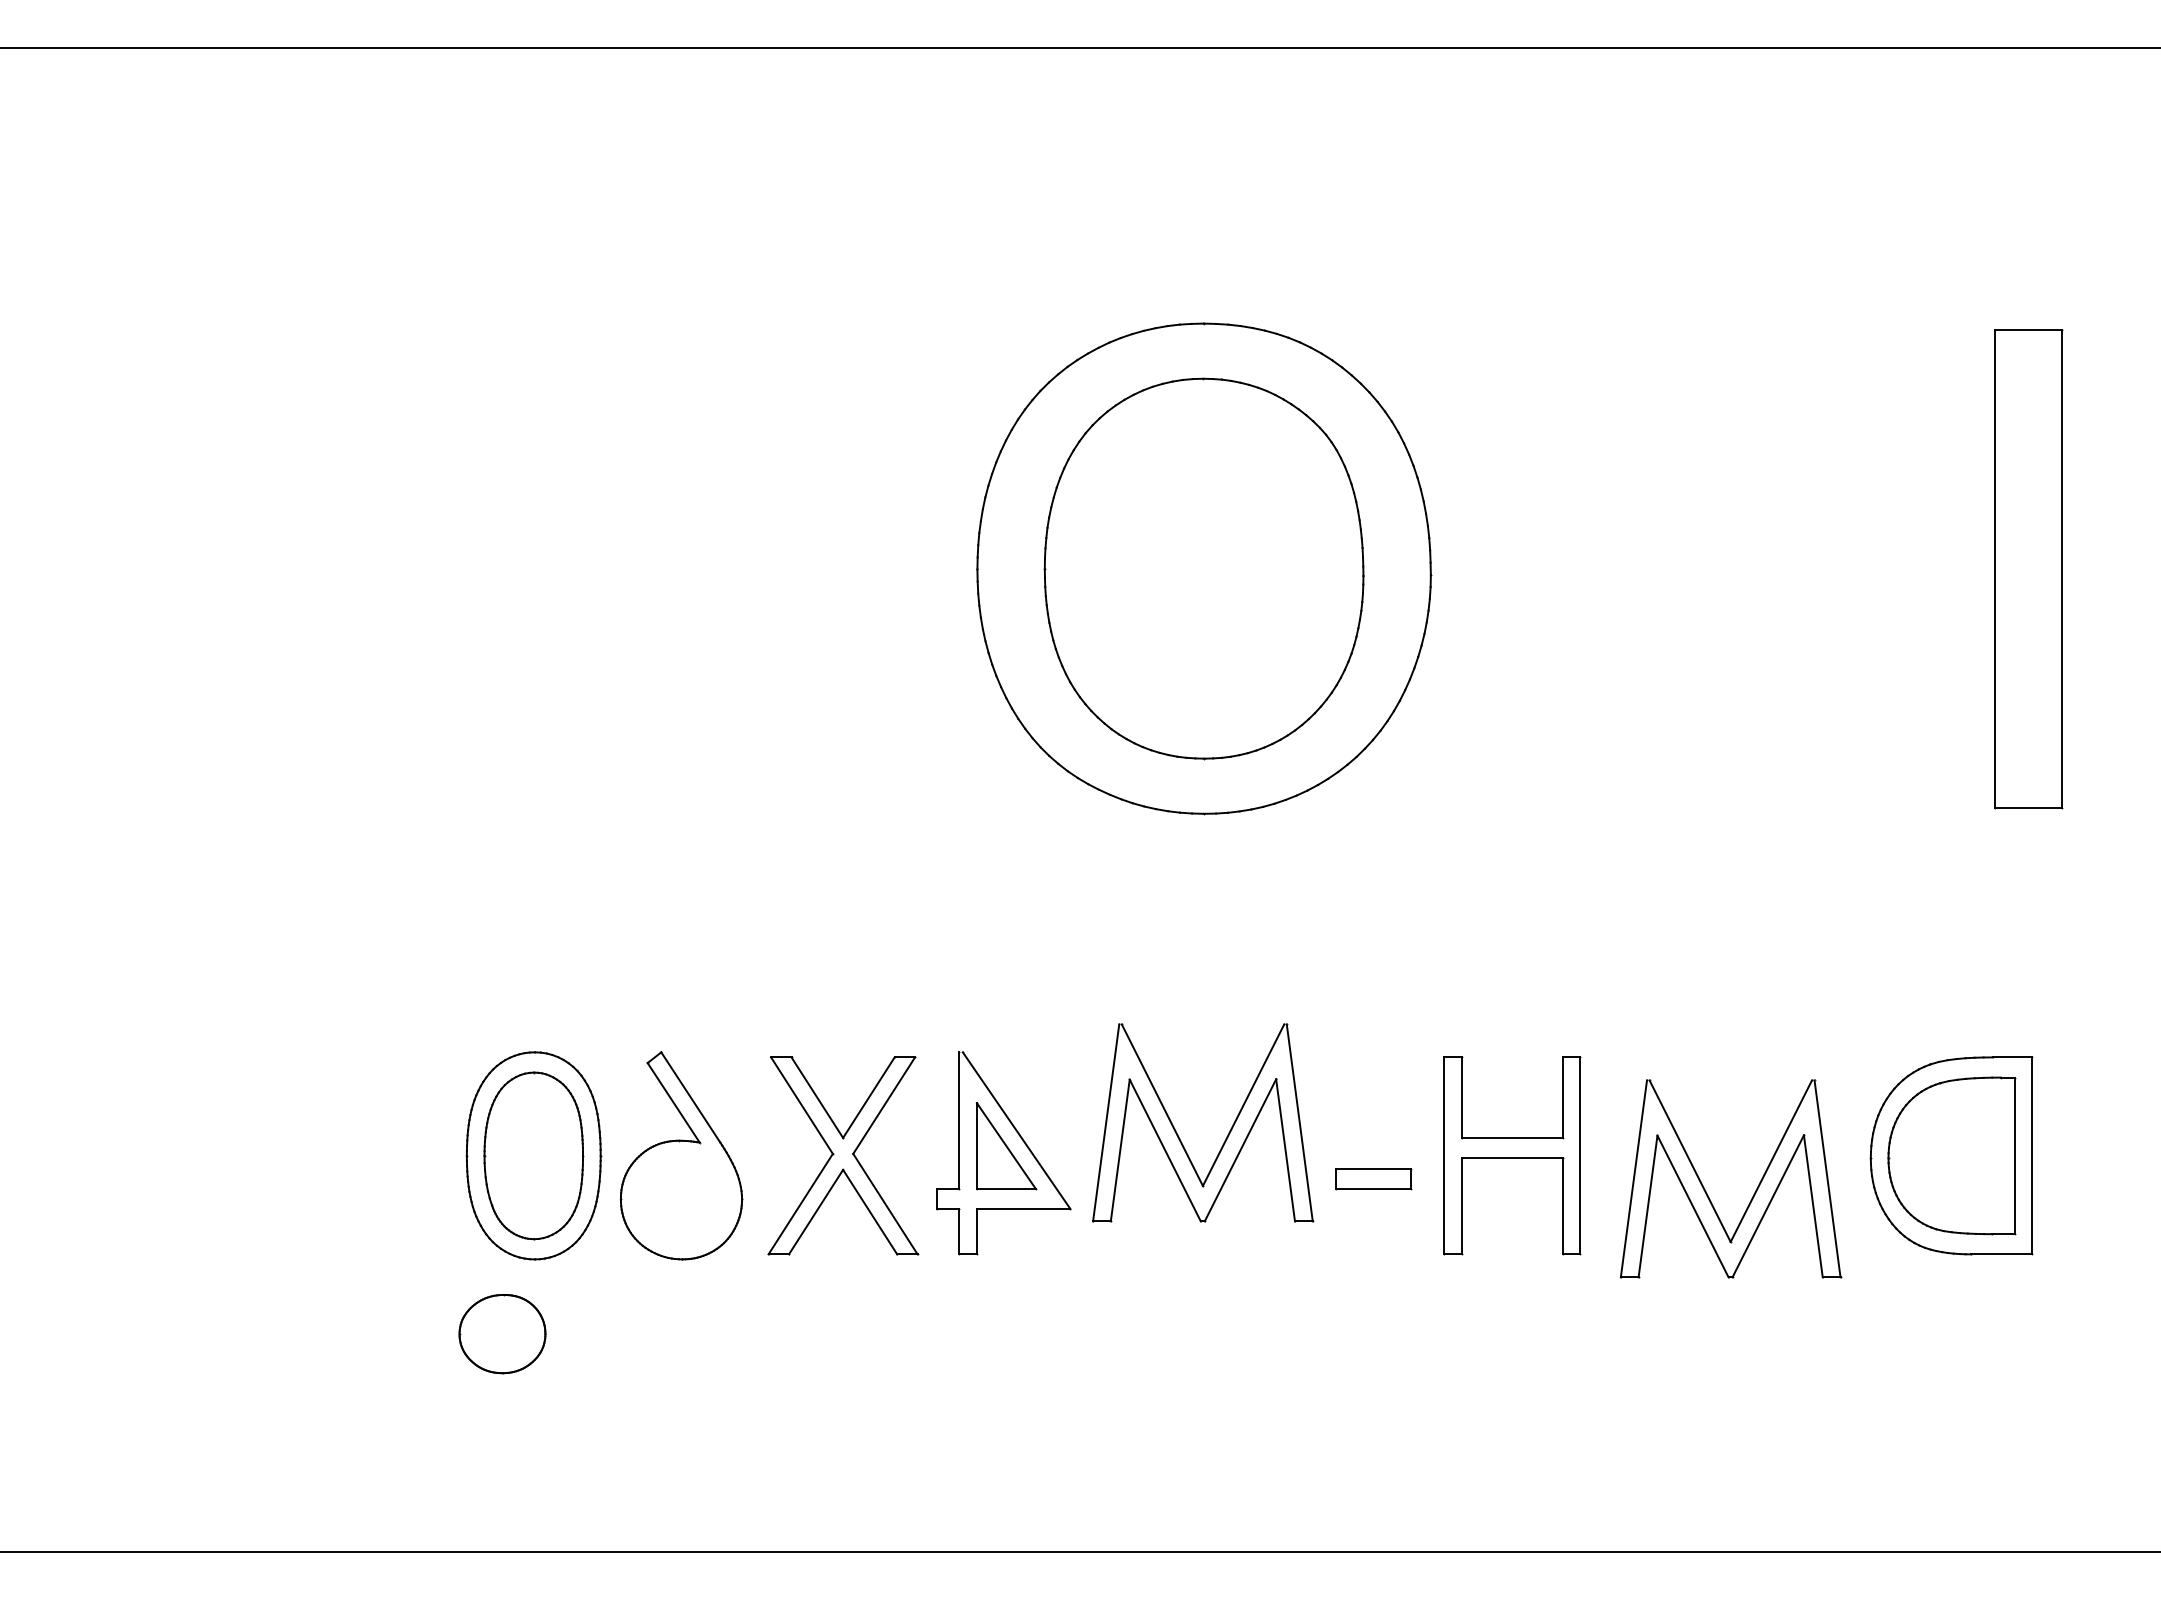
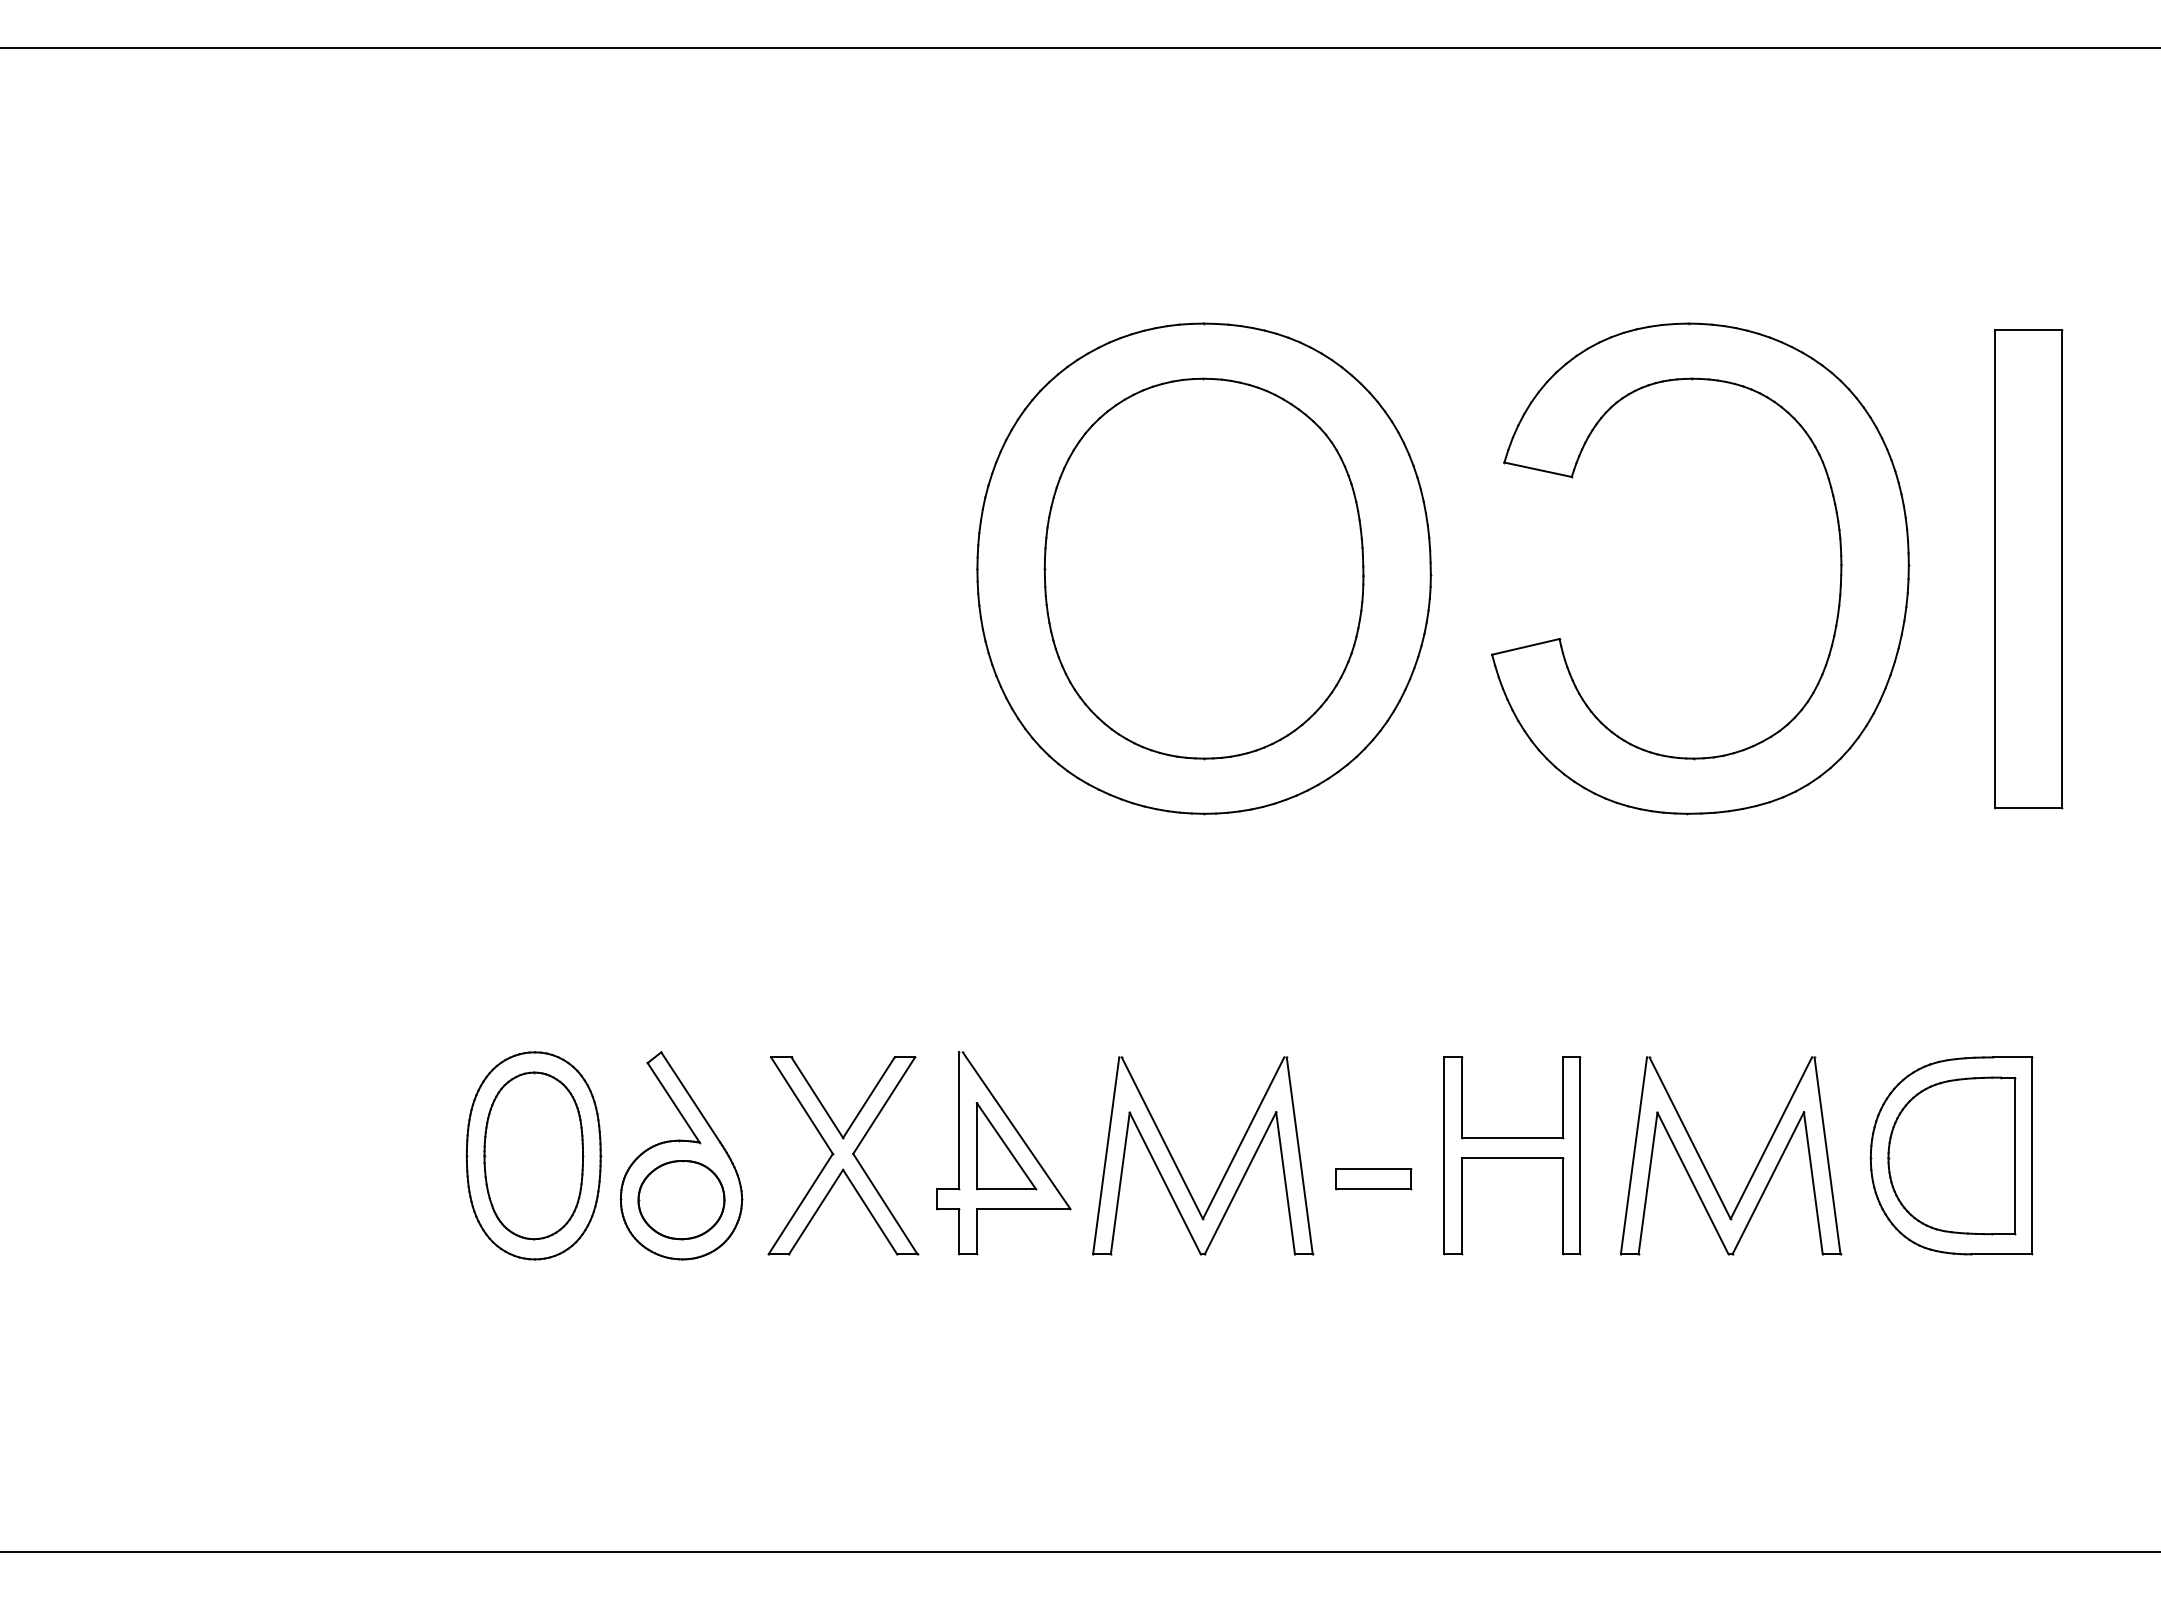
part: none -> present (1840, 568)
part position: (1227, 1134) -> (1227, 1167) (1227, 1167)
part position: (1706, 1191) -> (1706, 1168) (1706, 1168)
part position: (502, 1334) -> (681, 1200) (681, 1200)
